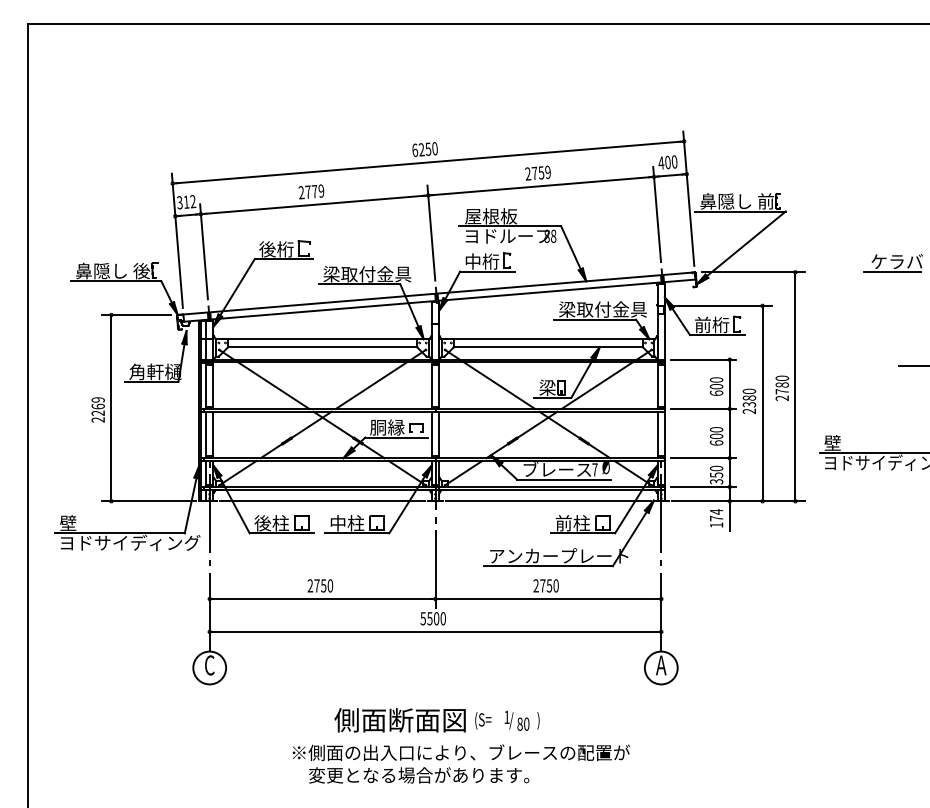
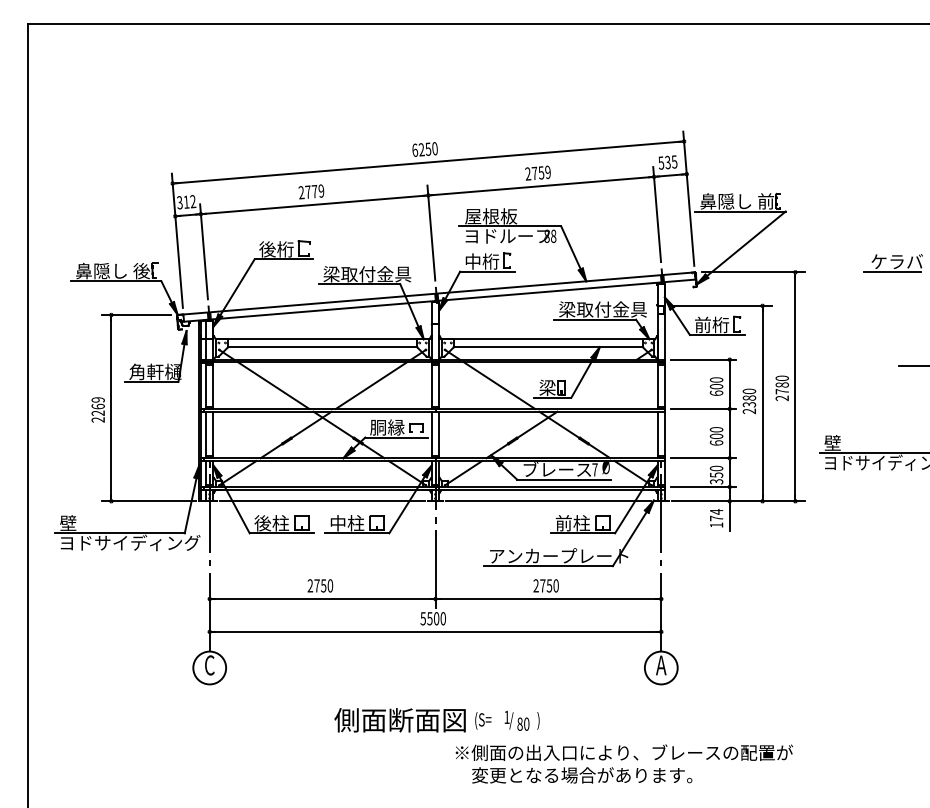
text: 400 -> 535 (667, 162)
line: present -> none (596, 385)
text position: (460, 763) -> (623, 763) (623, 763)
